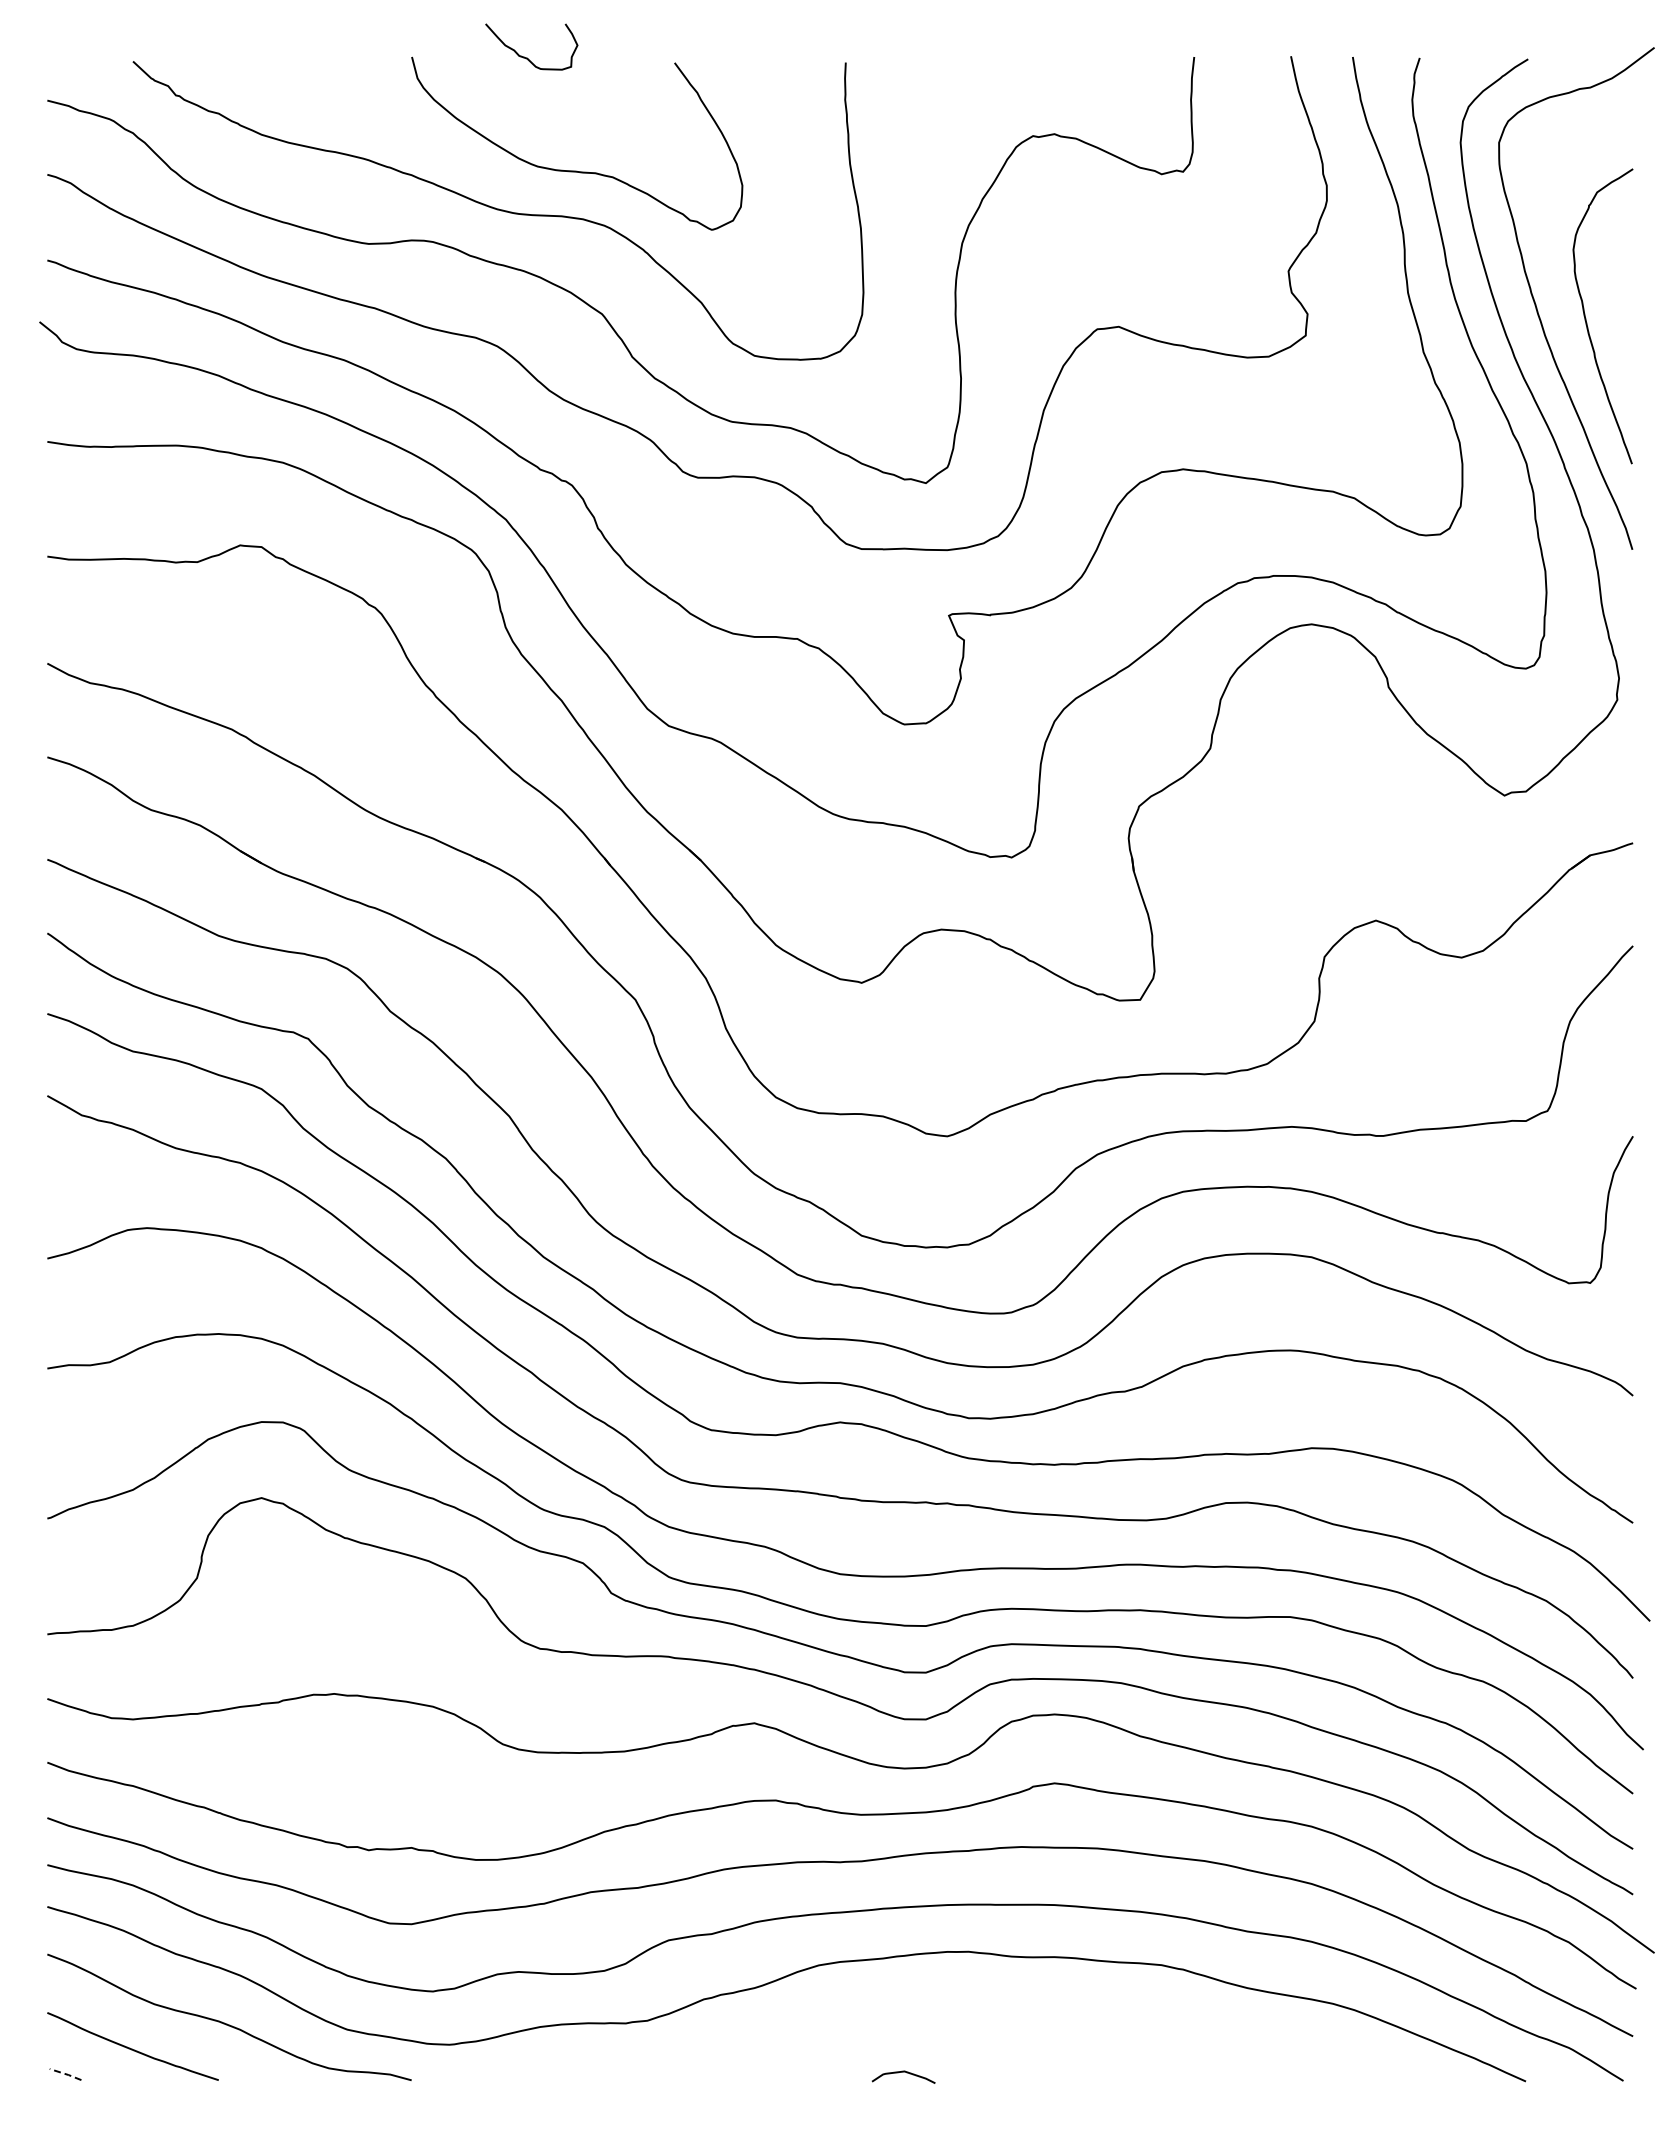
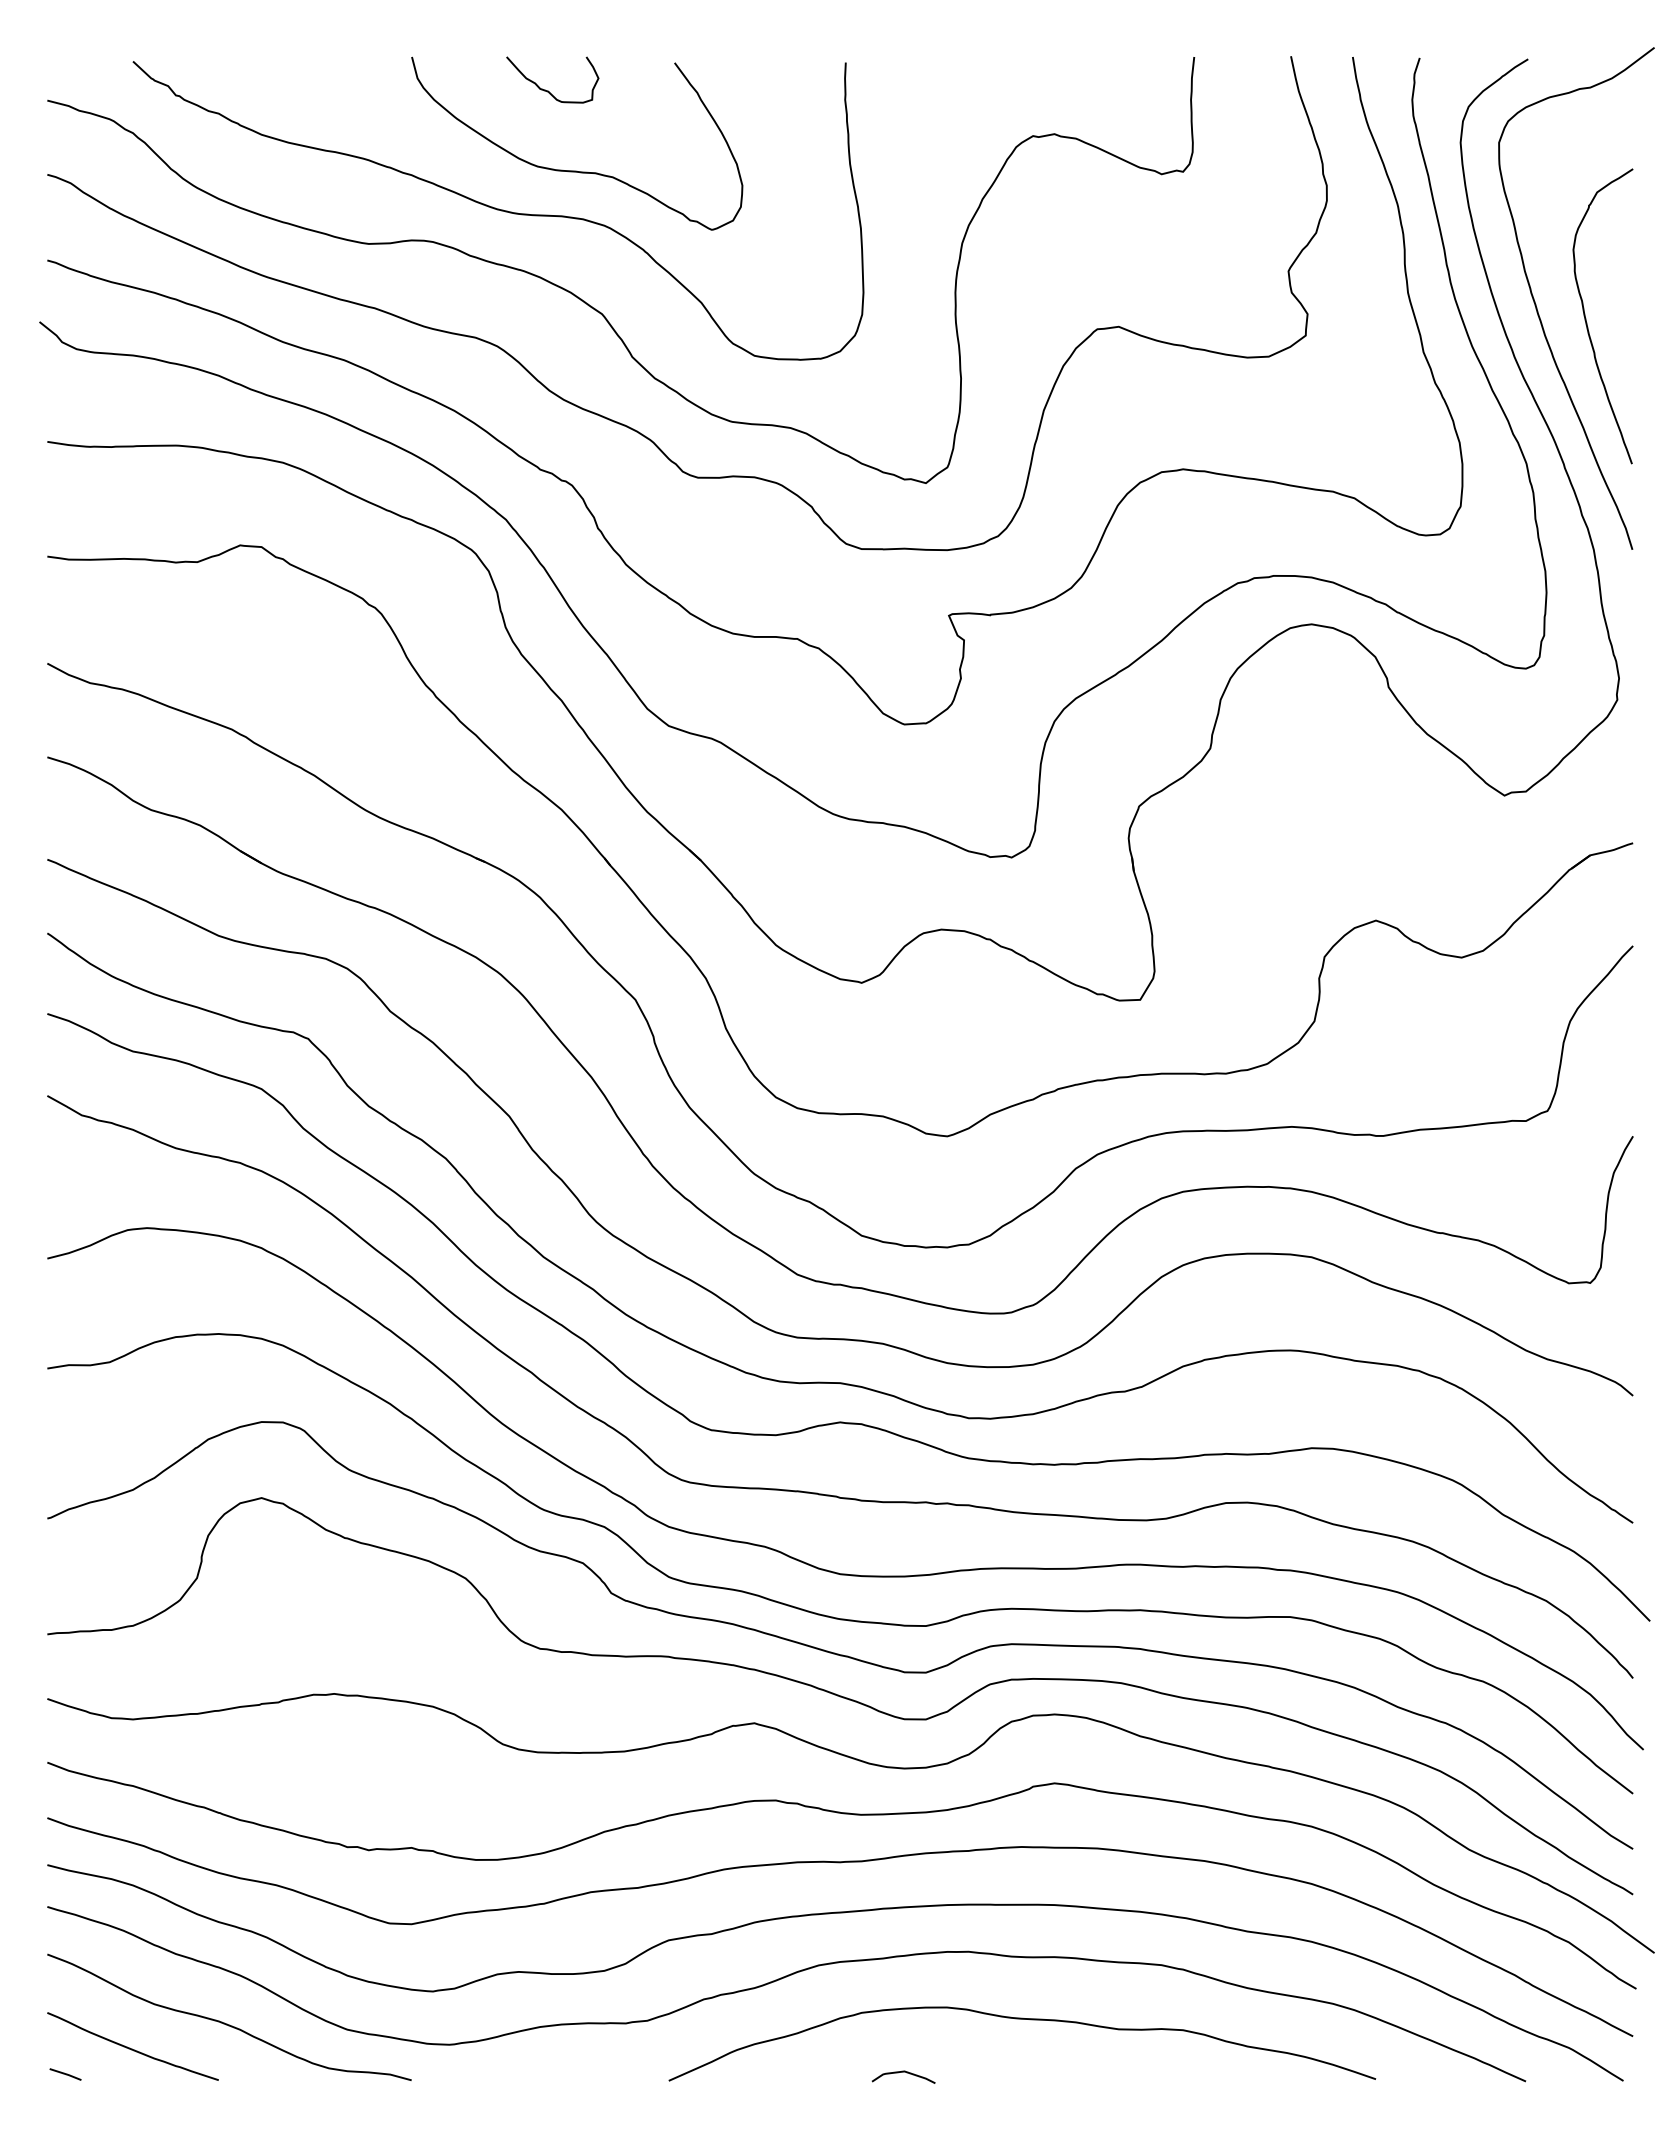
curve position: (527, 57) -> (548, 90) (548, 90)
curve: none -> present (1022, 2019)
line: dashed -> solid (66, 2074)
